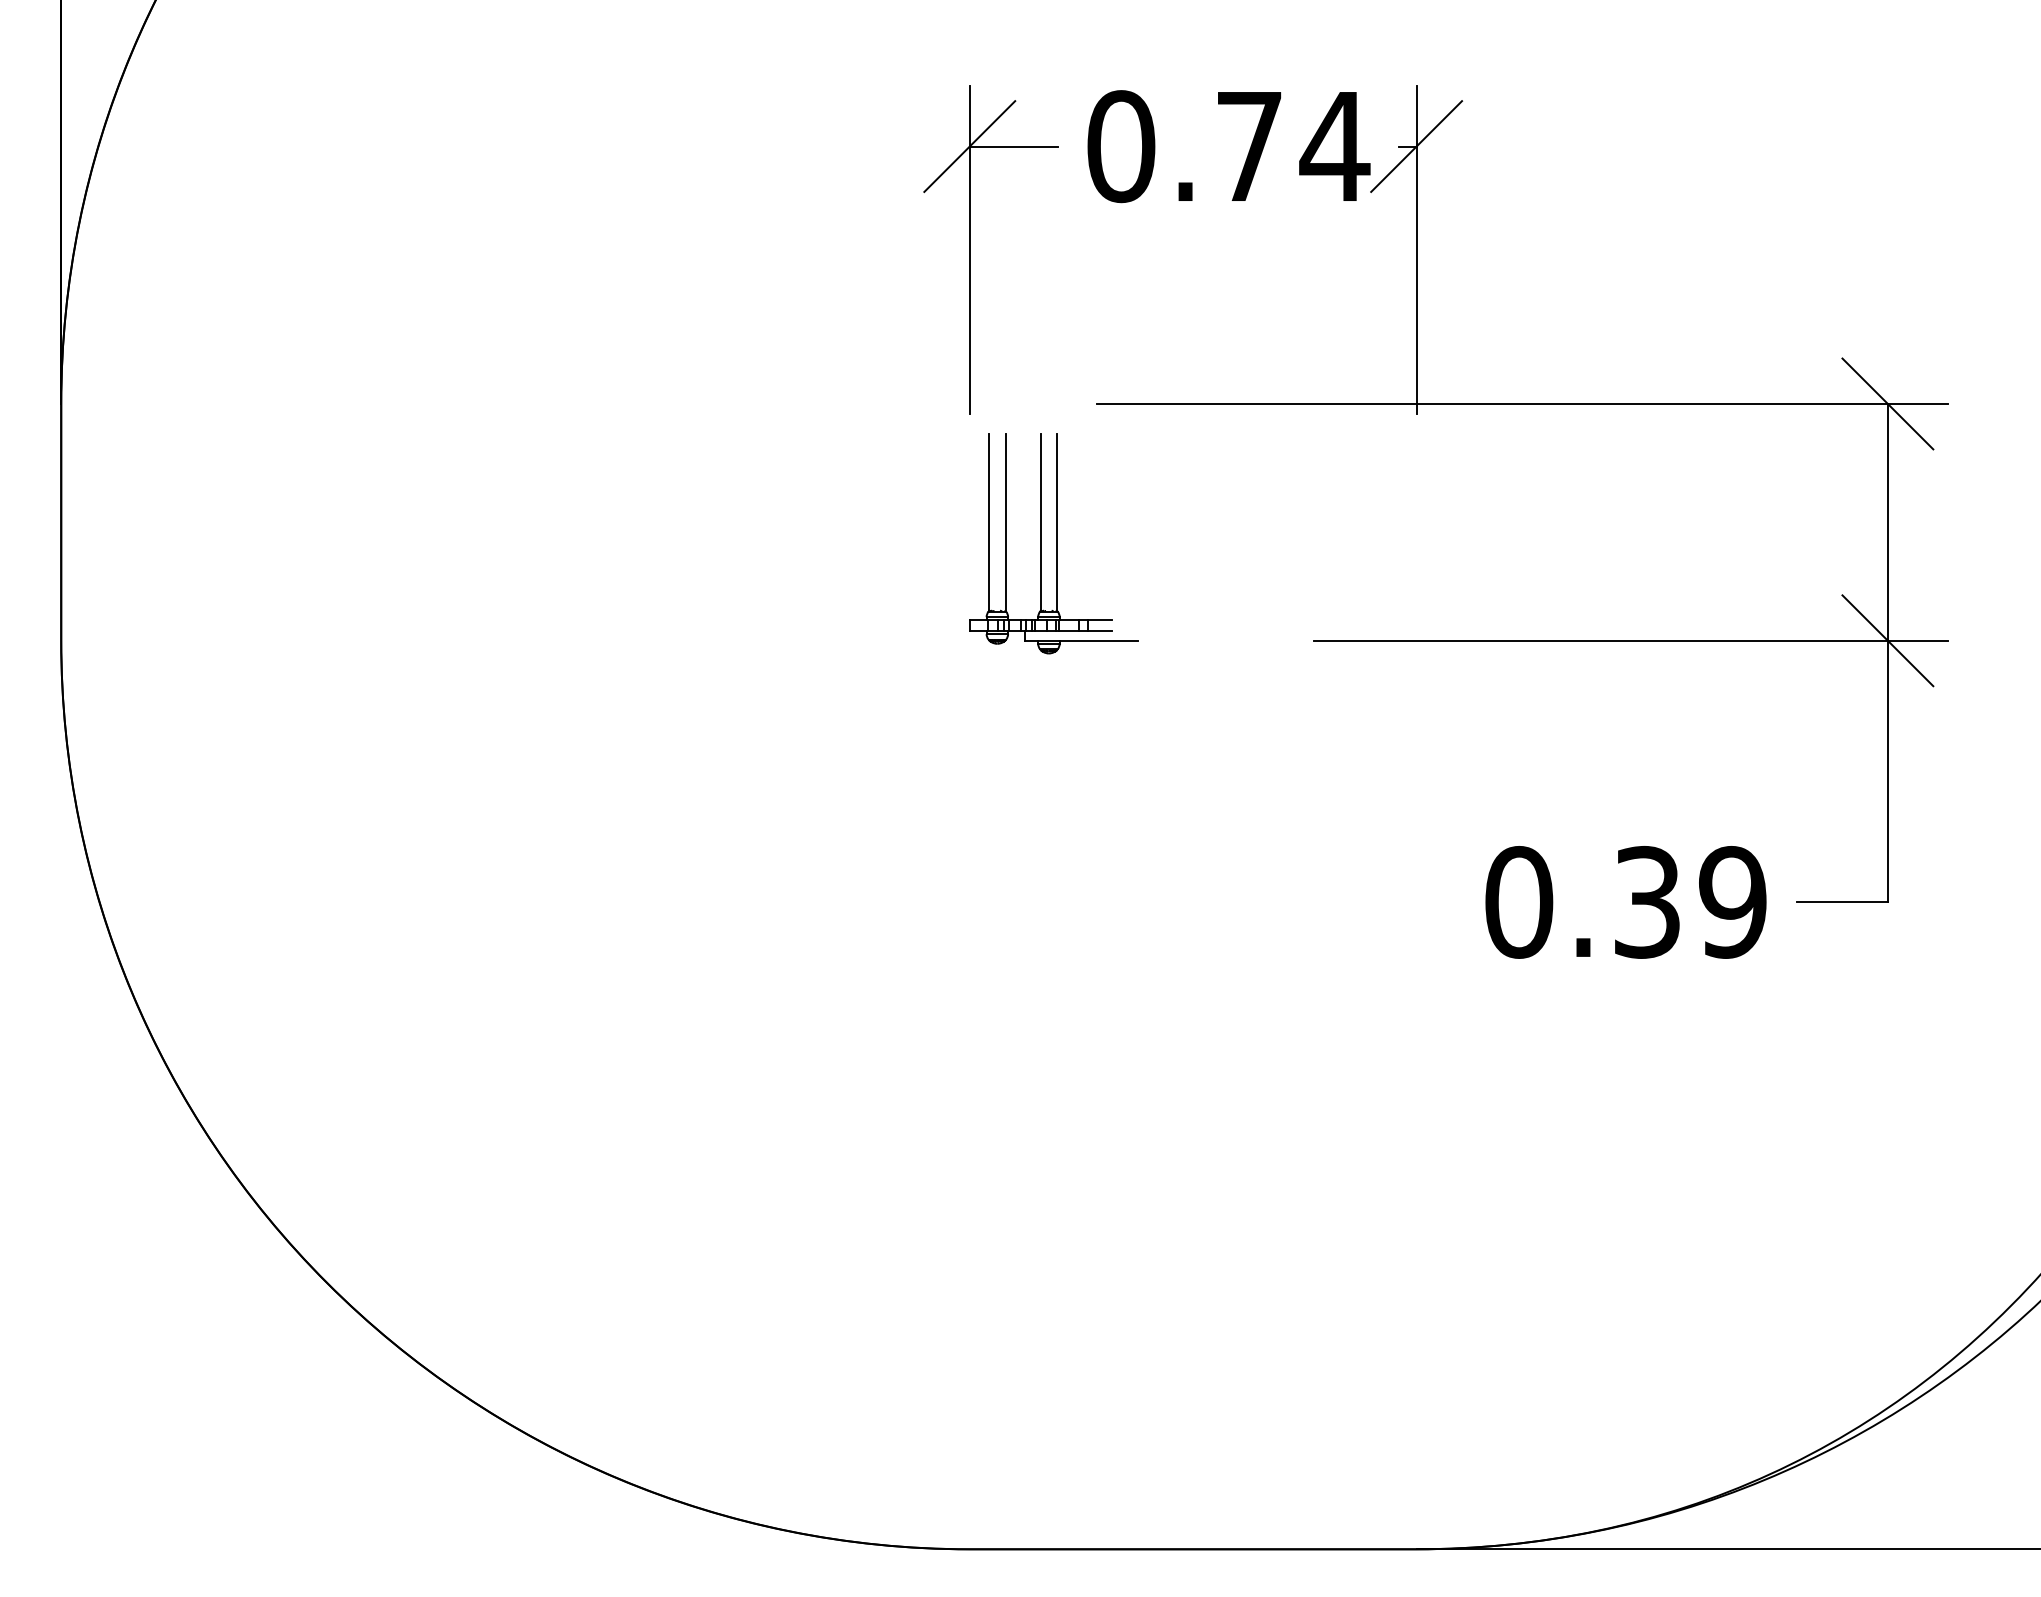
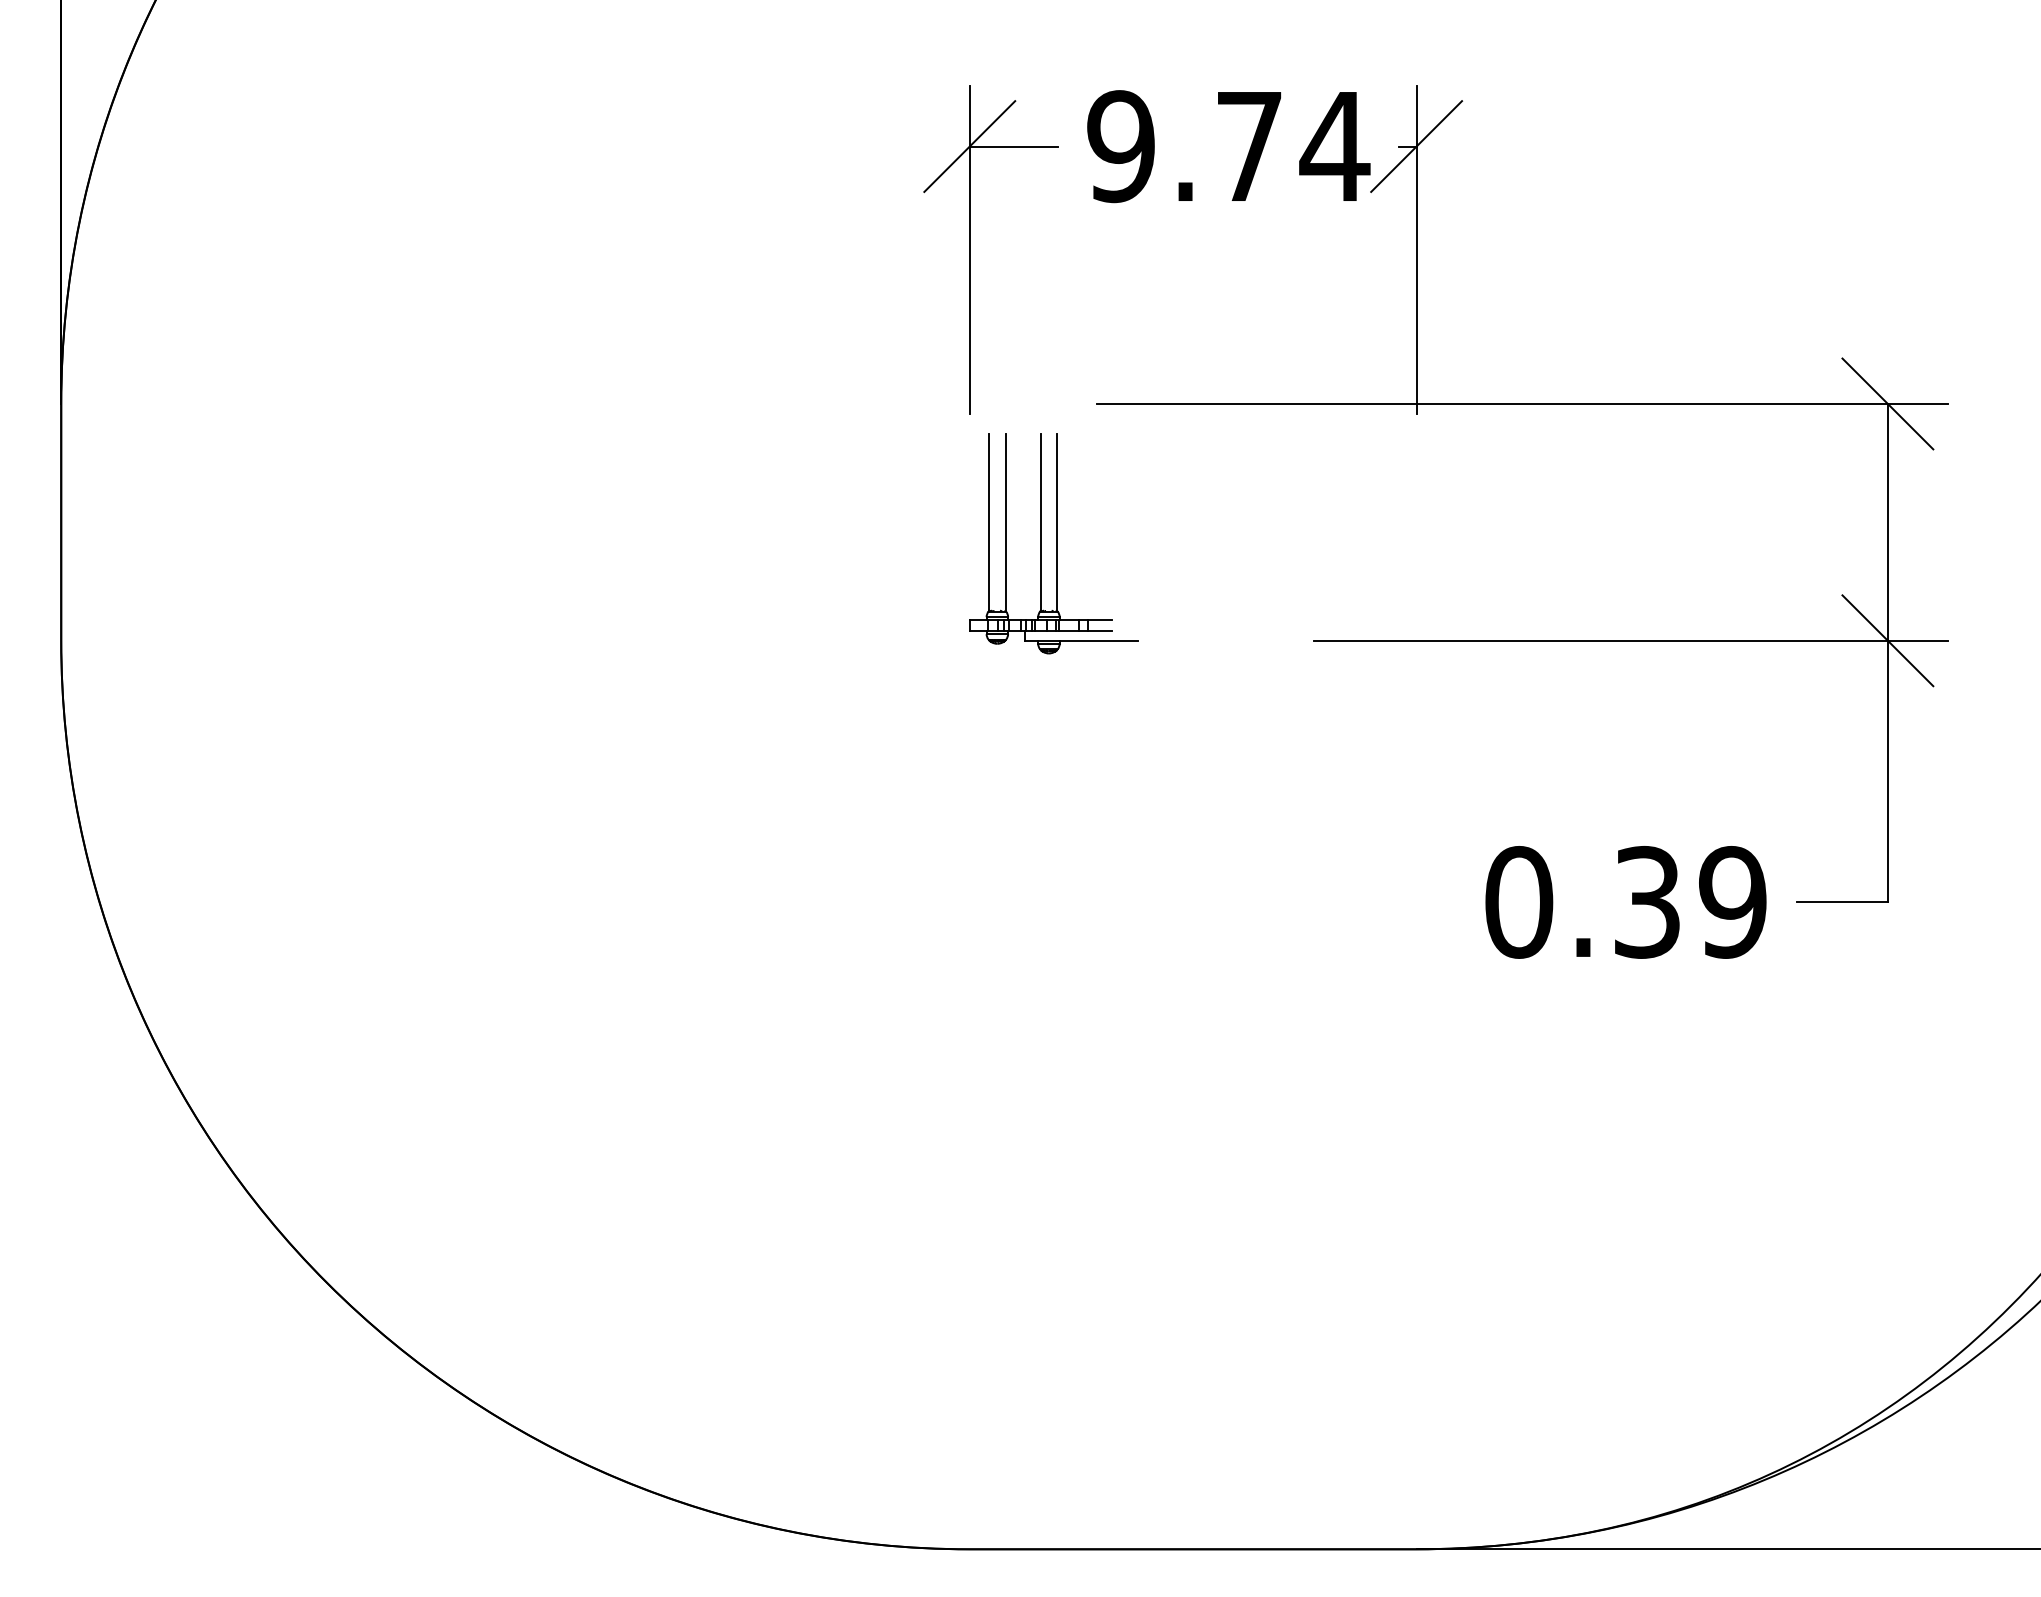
text: 0.74 -> 9.74 (1121, 146)
